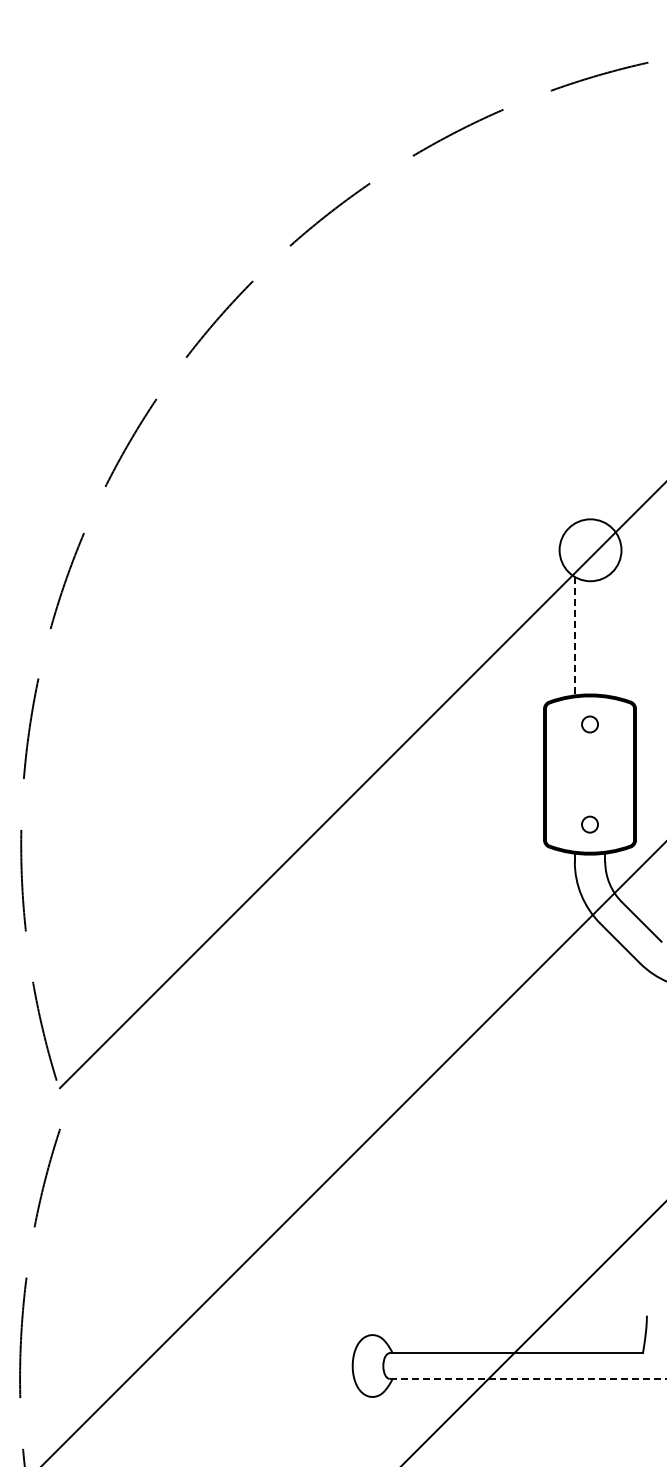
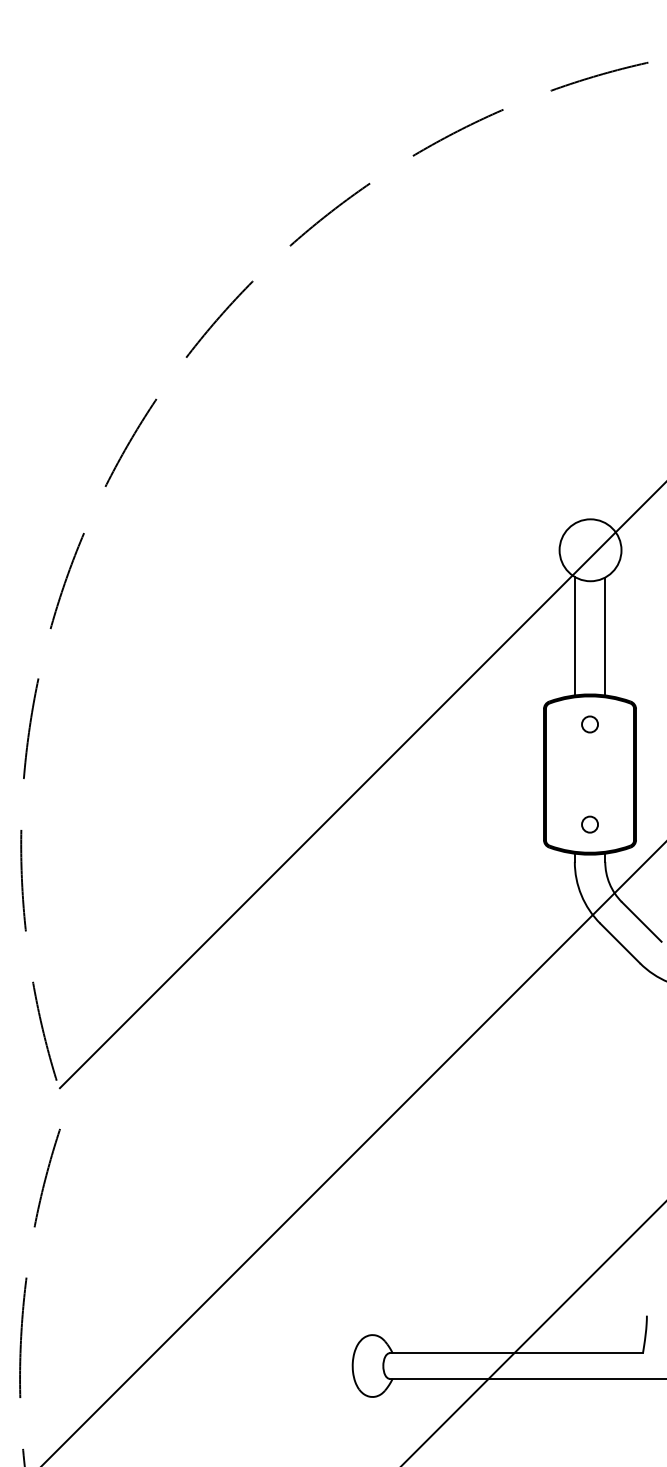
line: dashed -> solid (574, 636)
line: none -> present (605, 636)
line: dashed -> solid (527, 1378)
